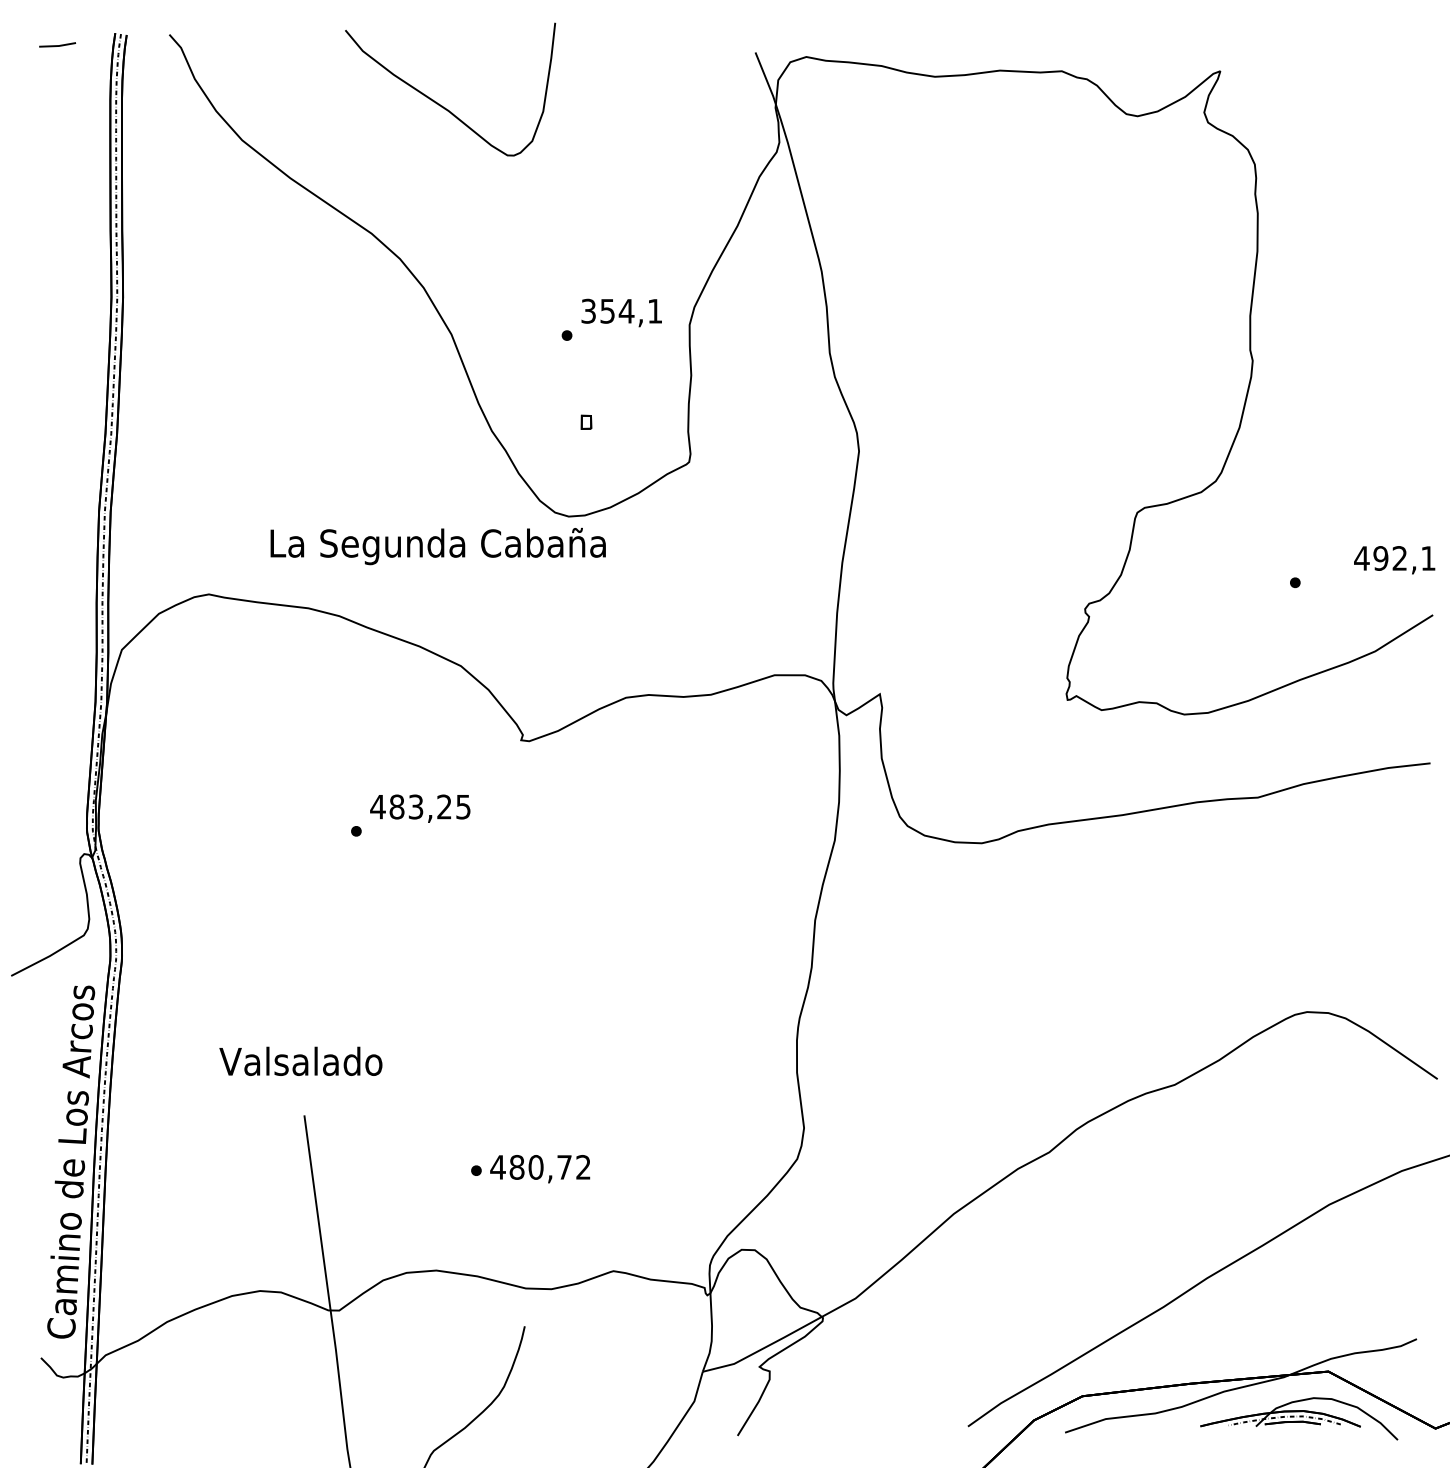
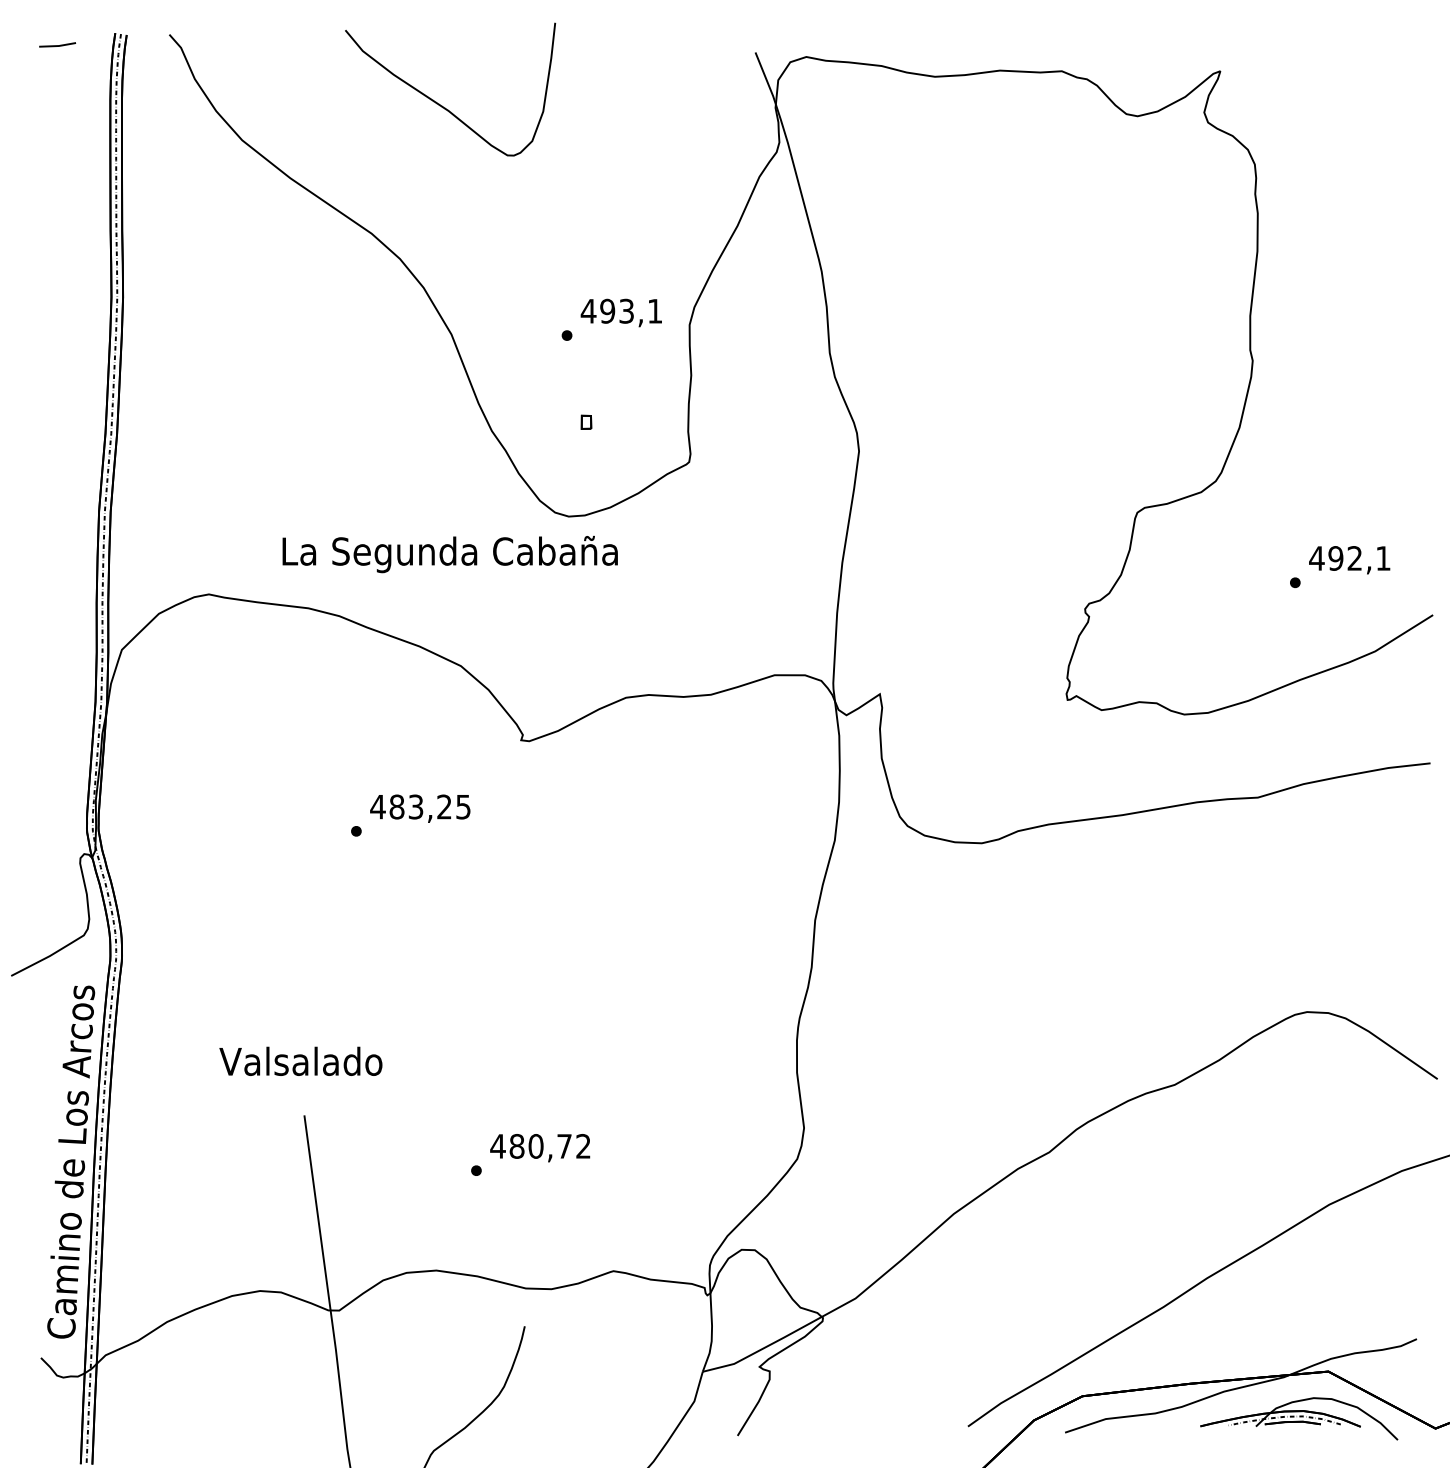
text: 354,1 -> 493,1 (607, 310)
text position: (437, 546) -> (449, 554) (449, 554)
text position: (1394, 560) -> (1349, 560) (1349, 560)
text position: (540, 1169) -> (540, 1148) (540, 1148)
